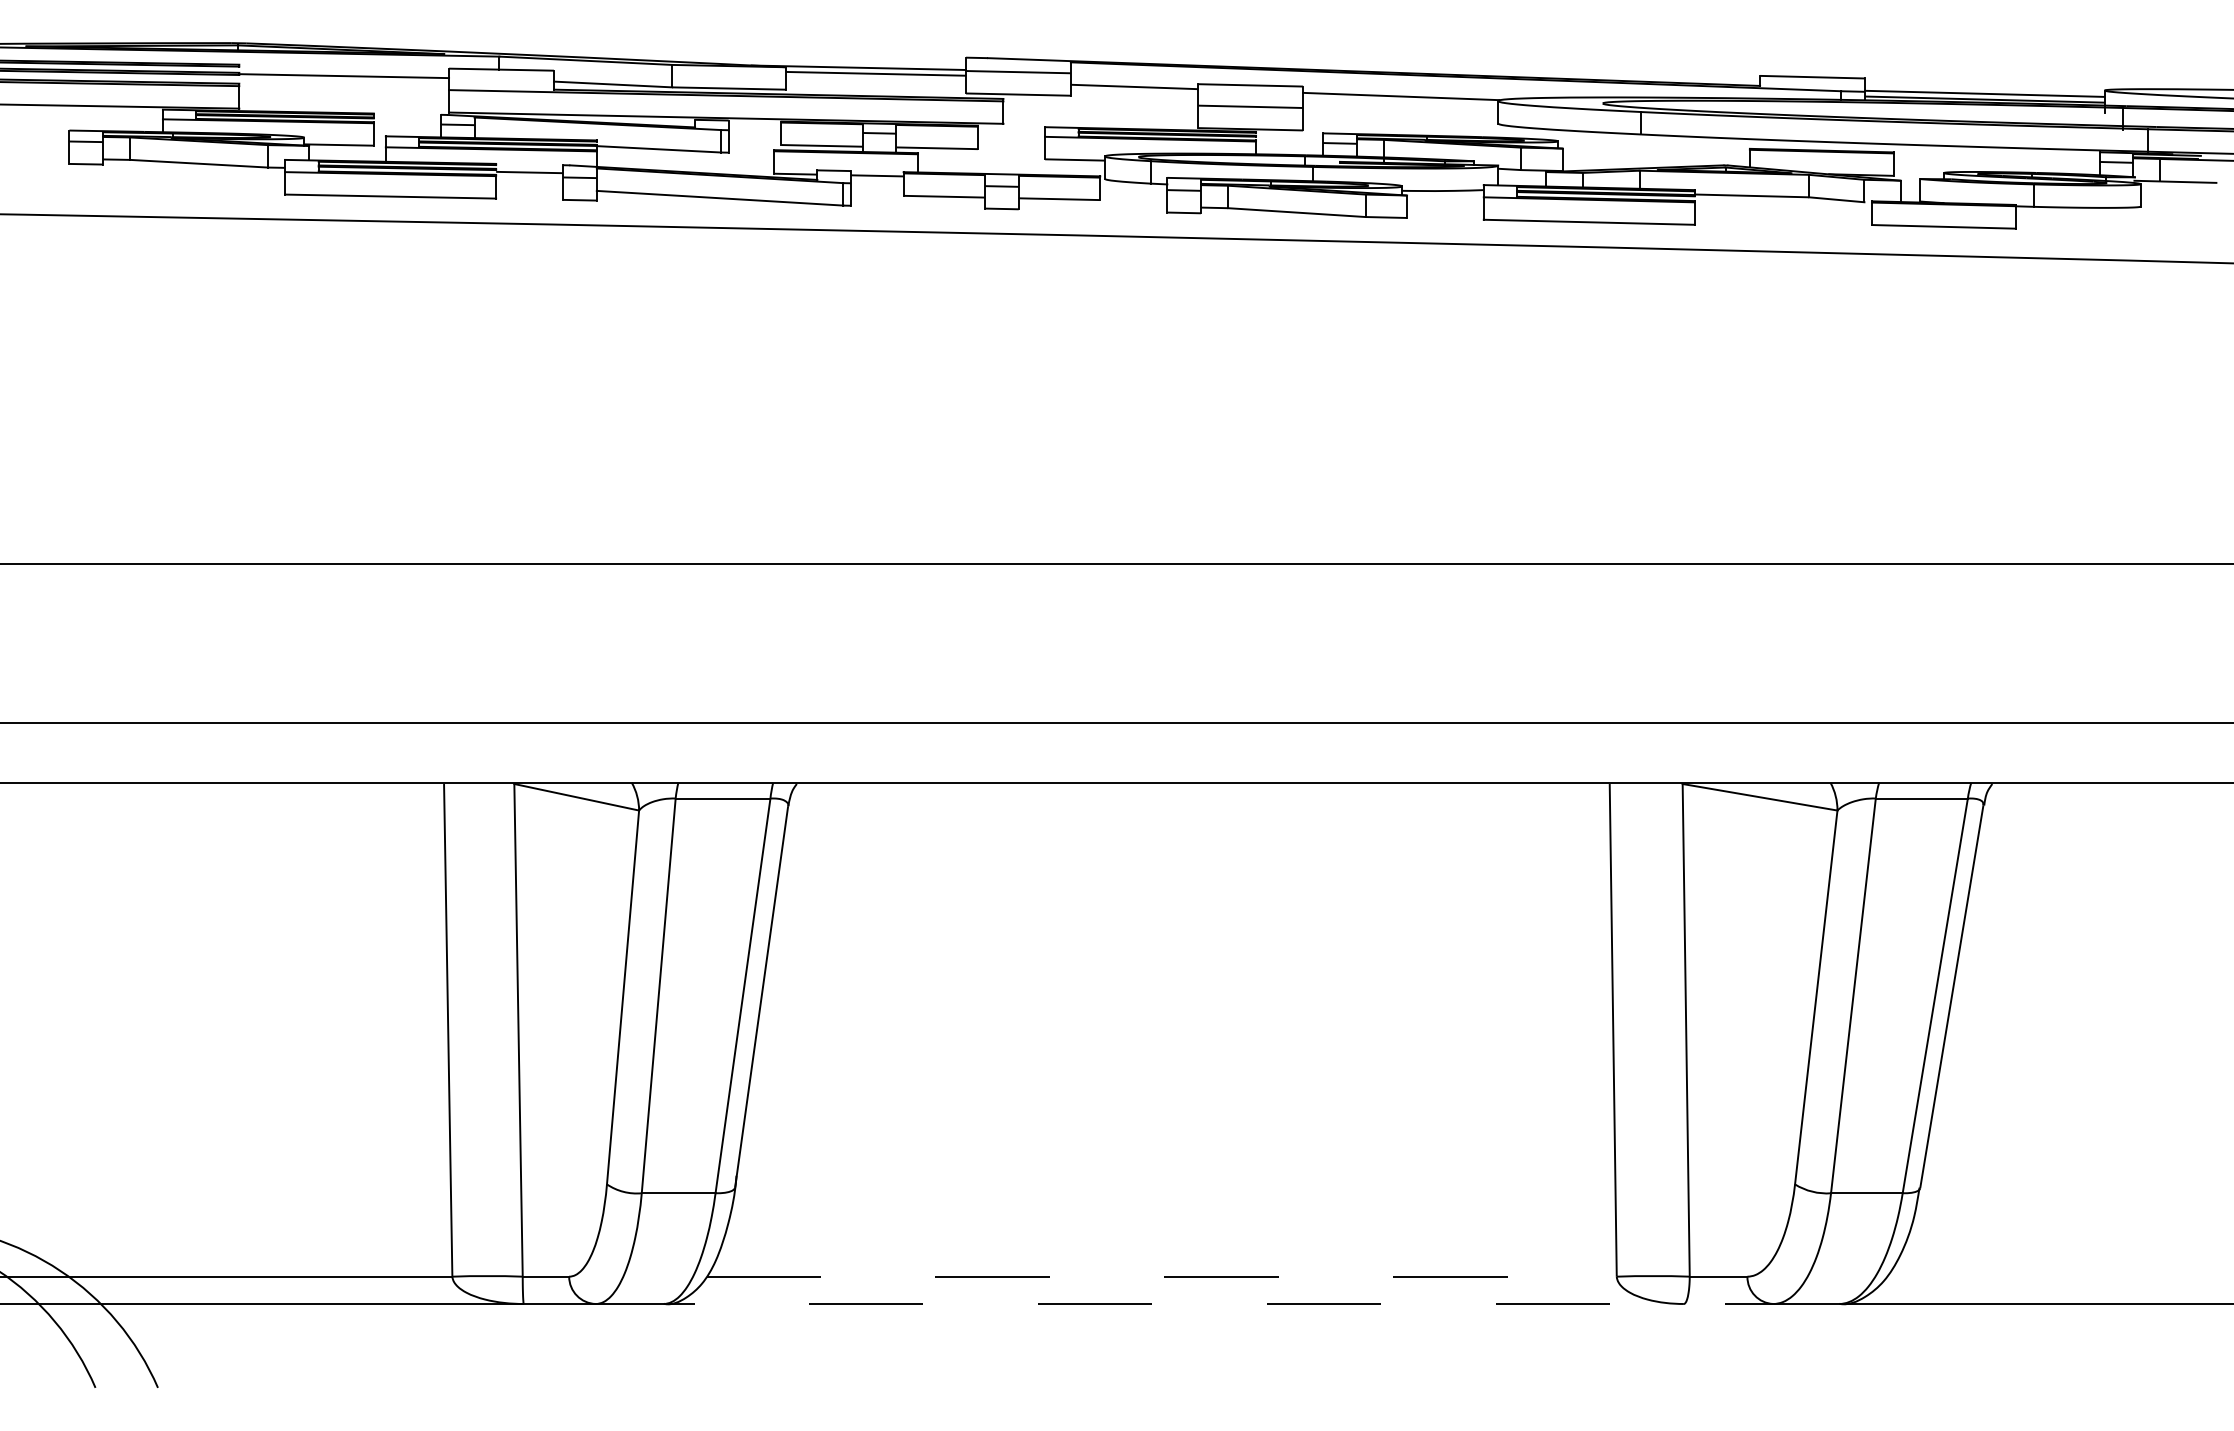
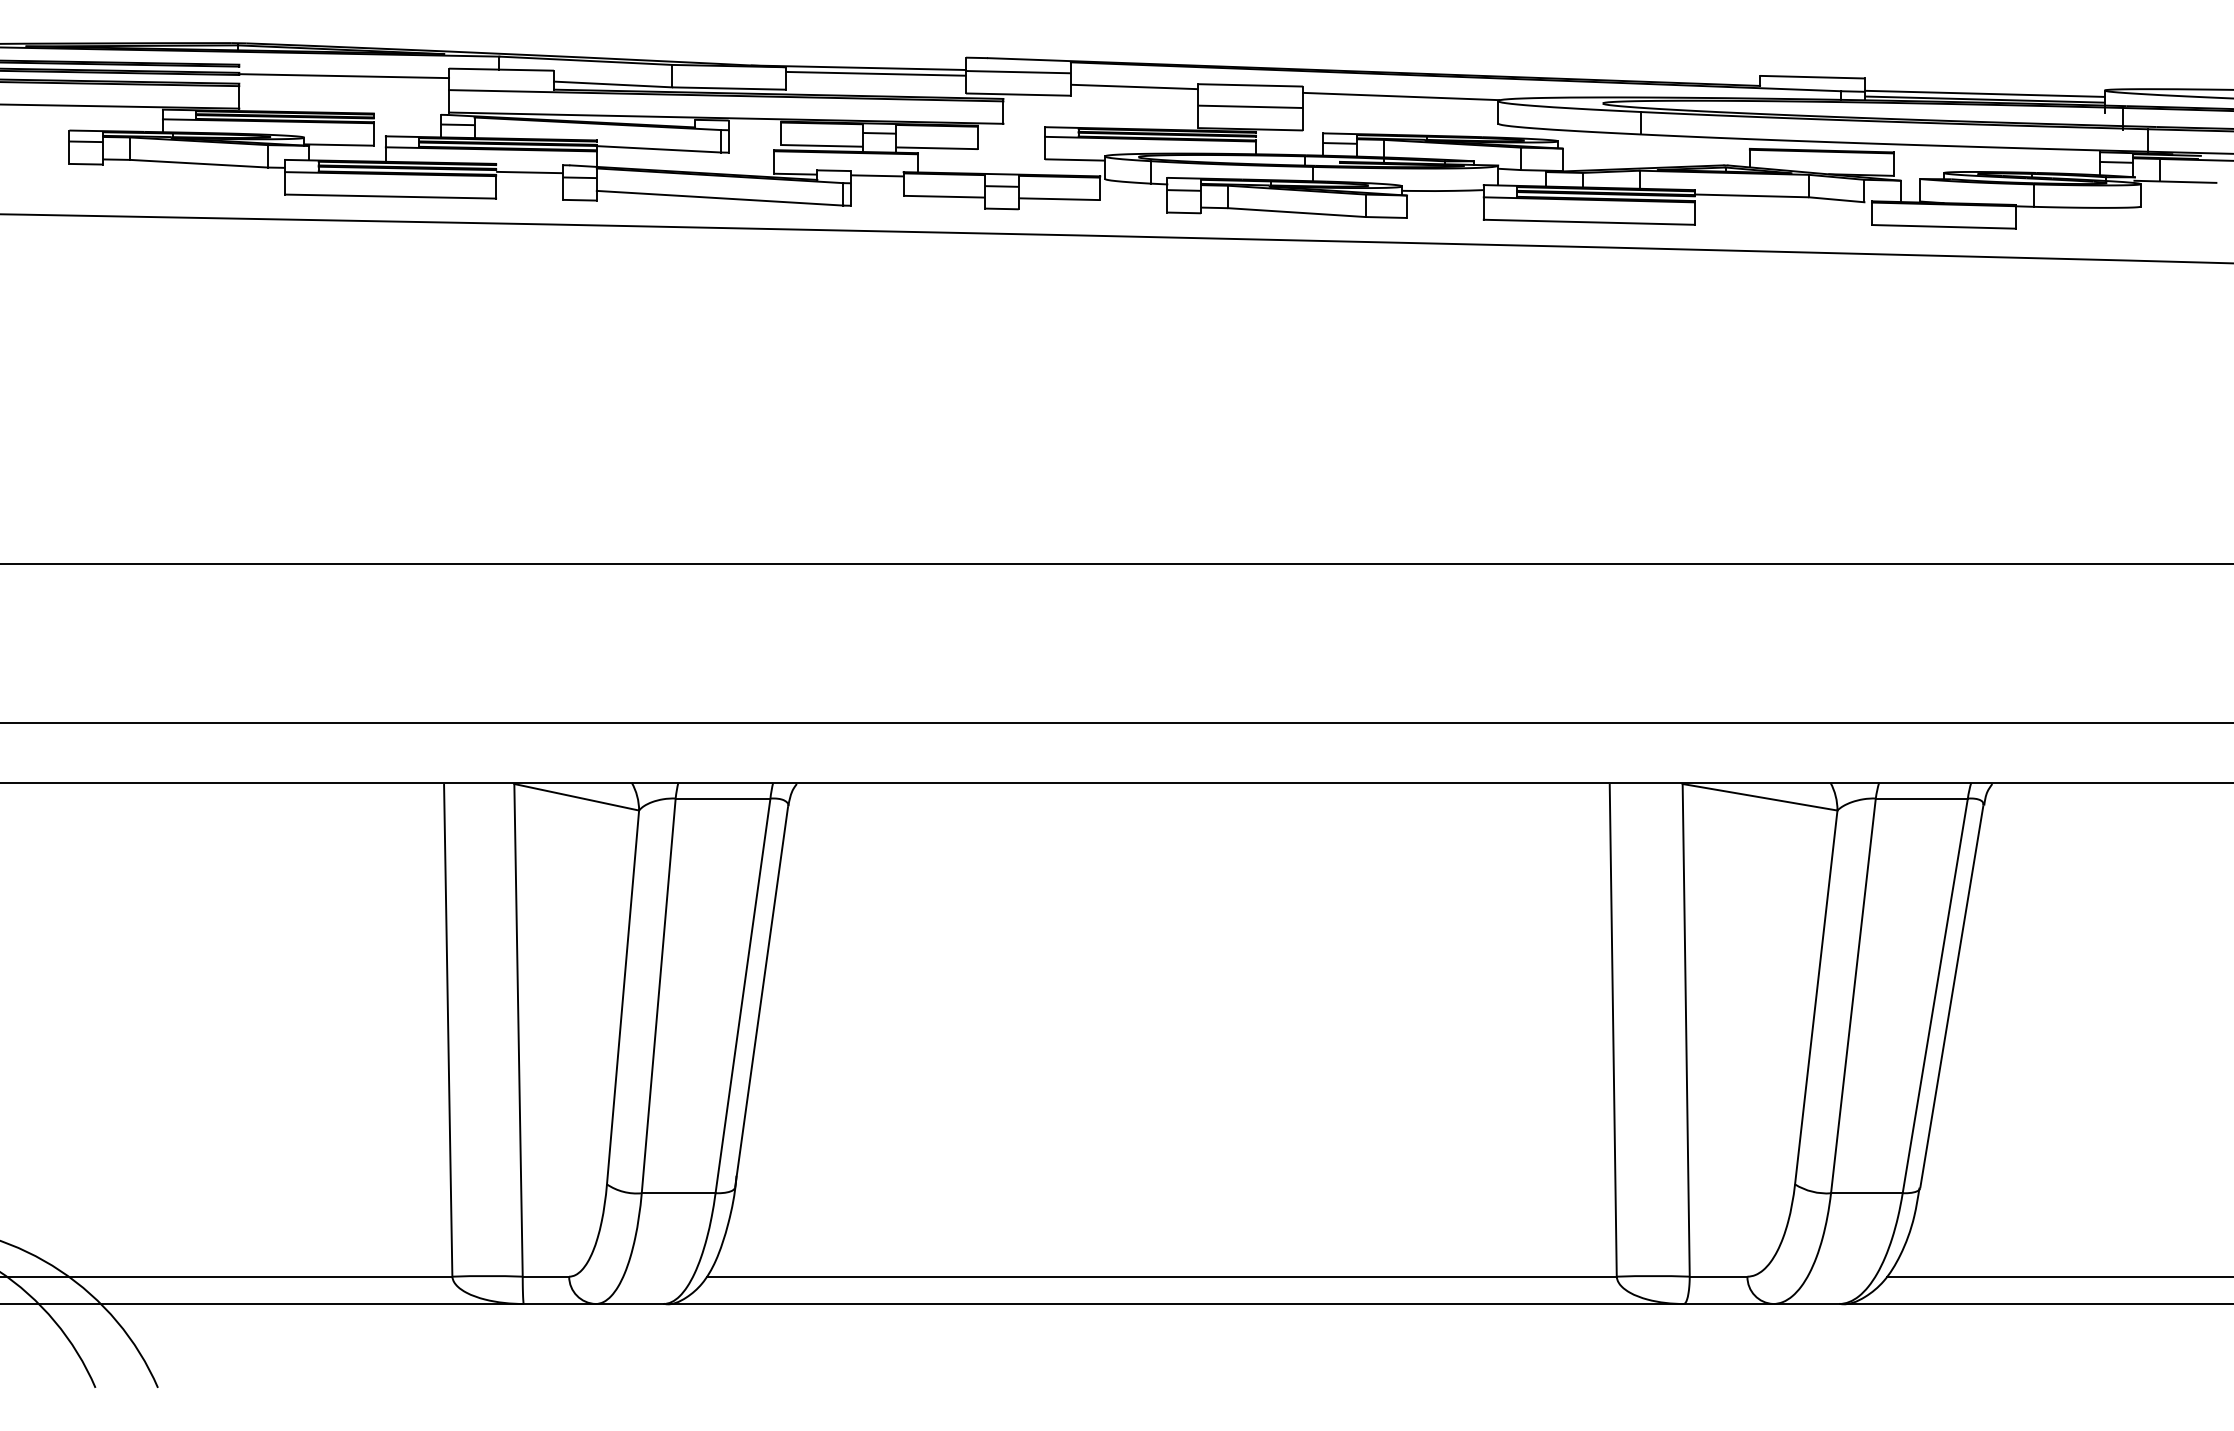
line: dashed -> solid (1162, 1276)
line: none -> present (2058, 1276)
line: dashed -> solid (1251, 1303)
